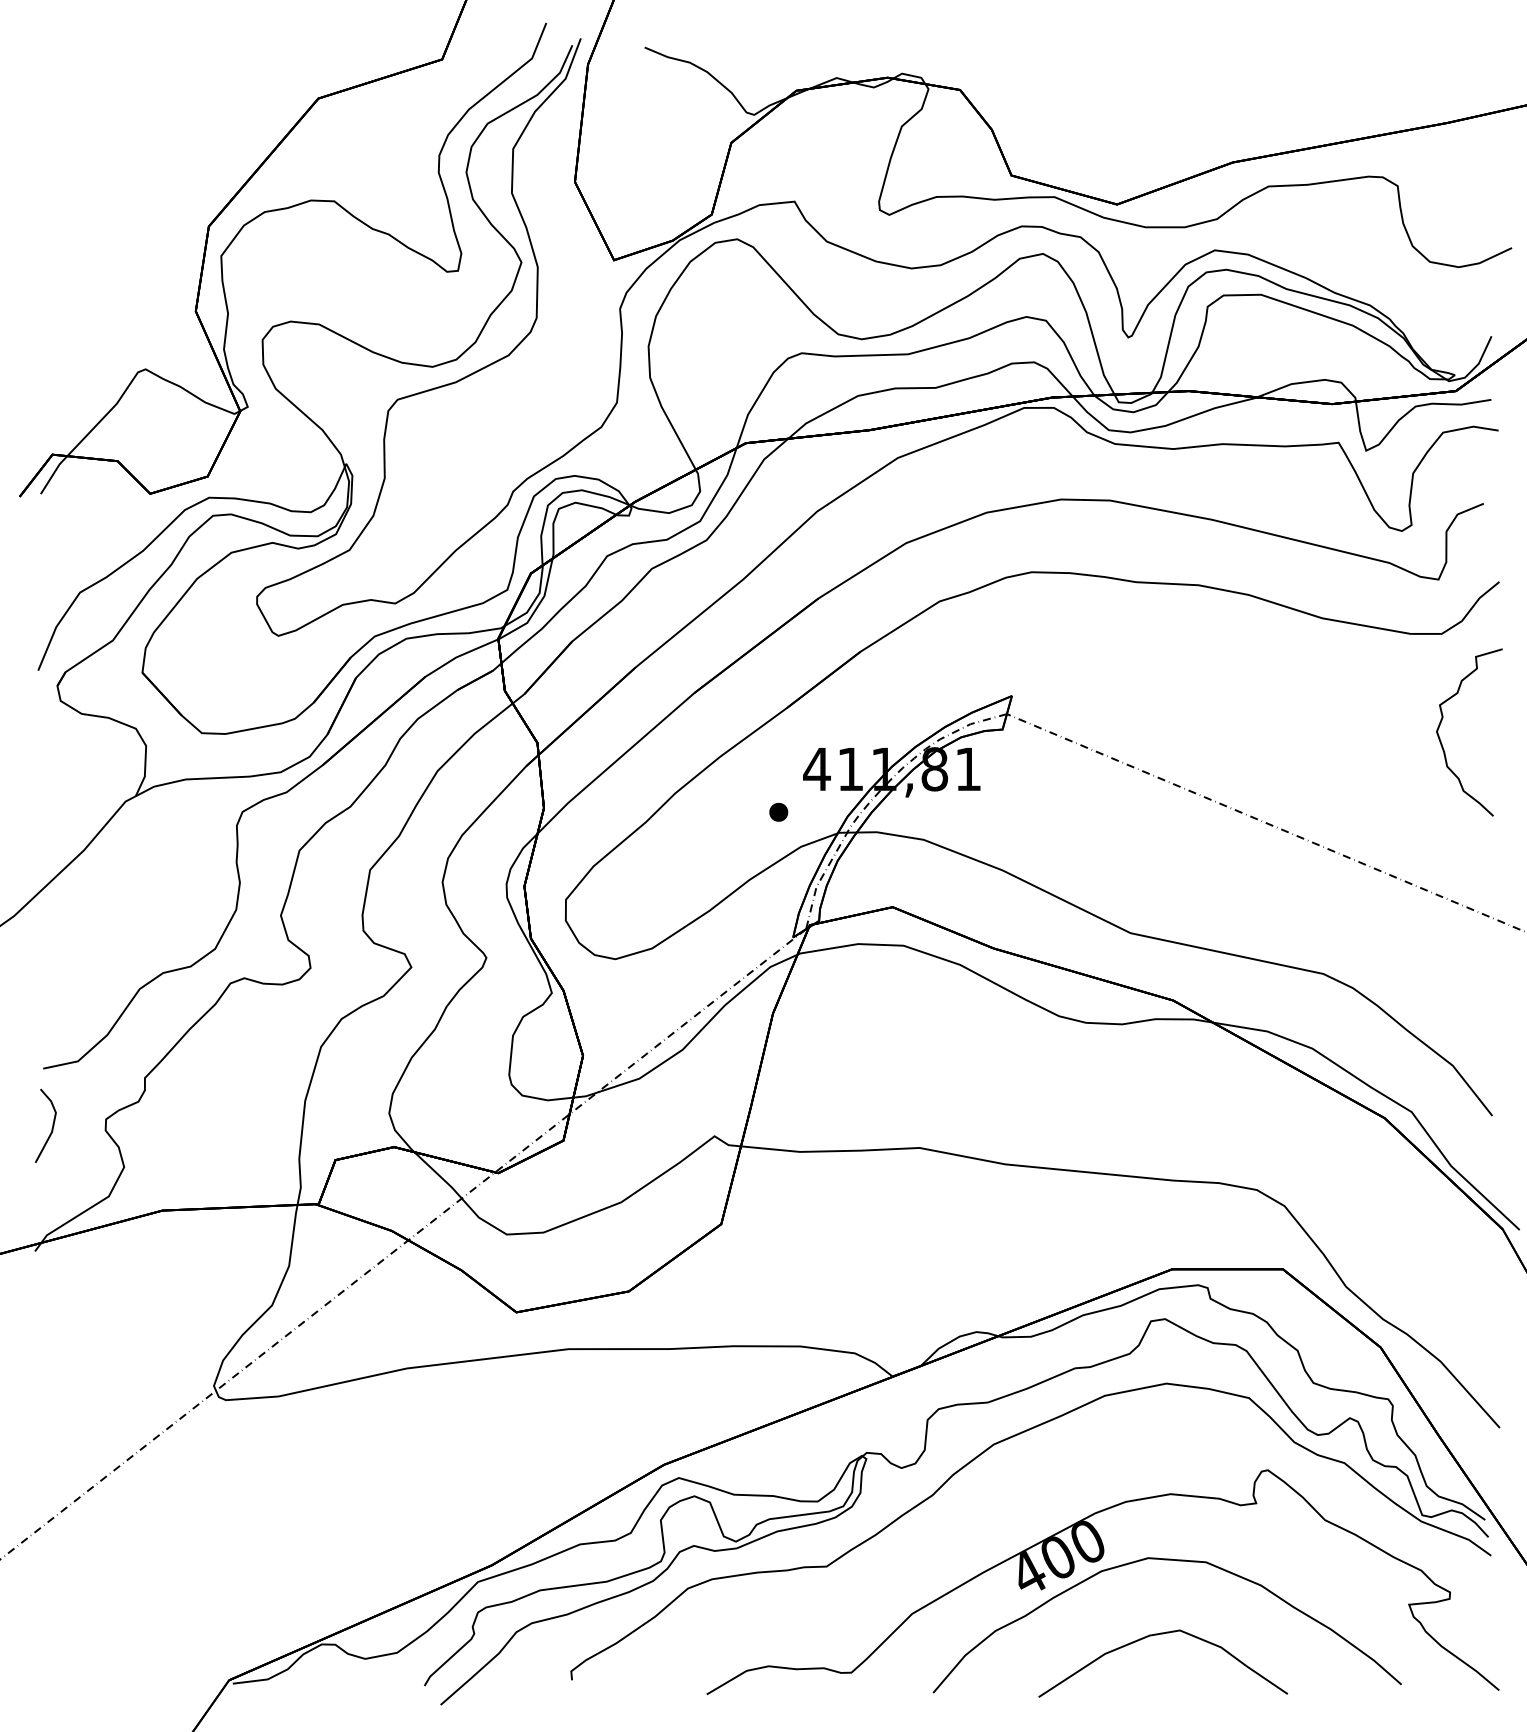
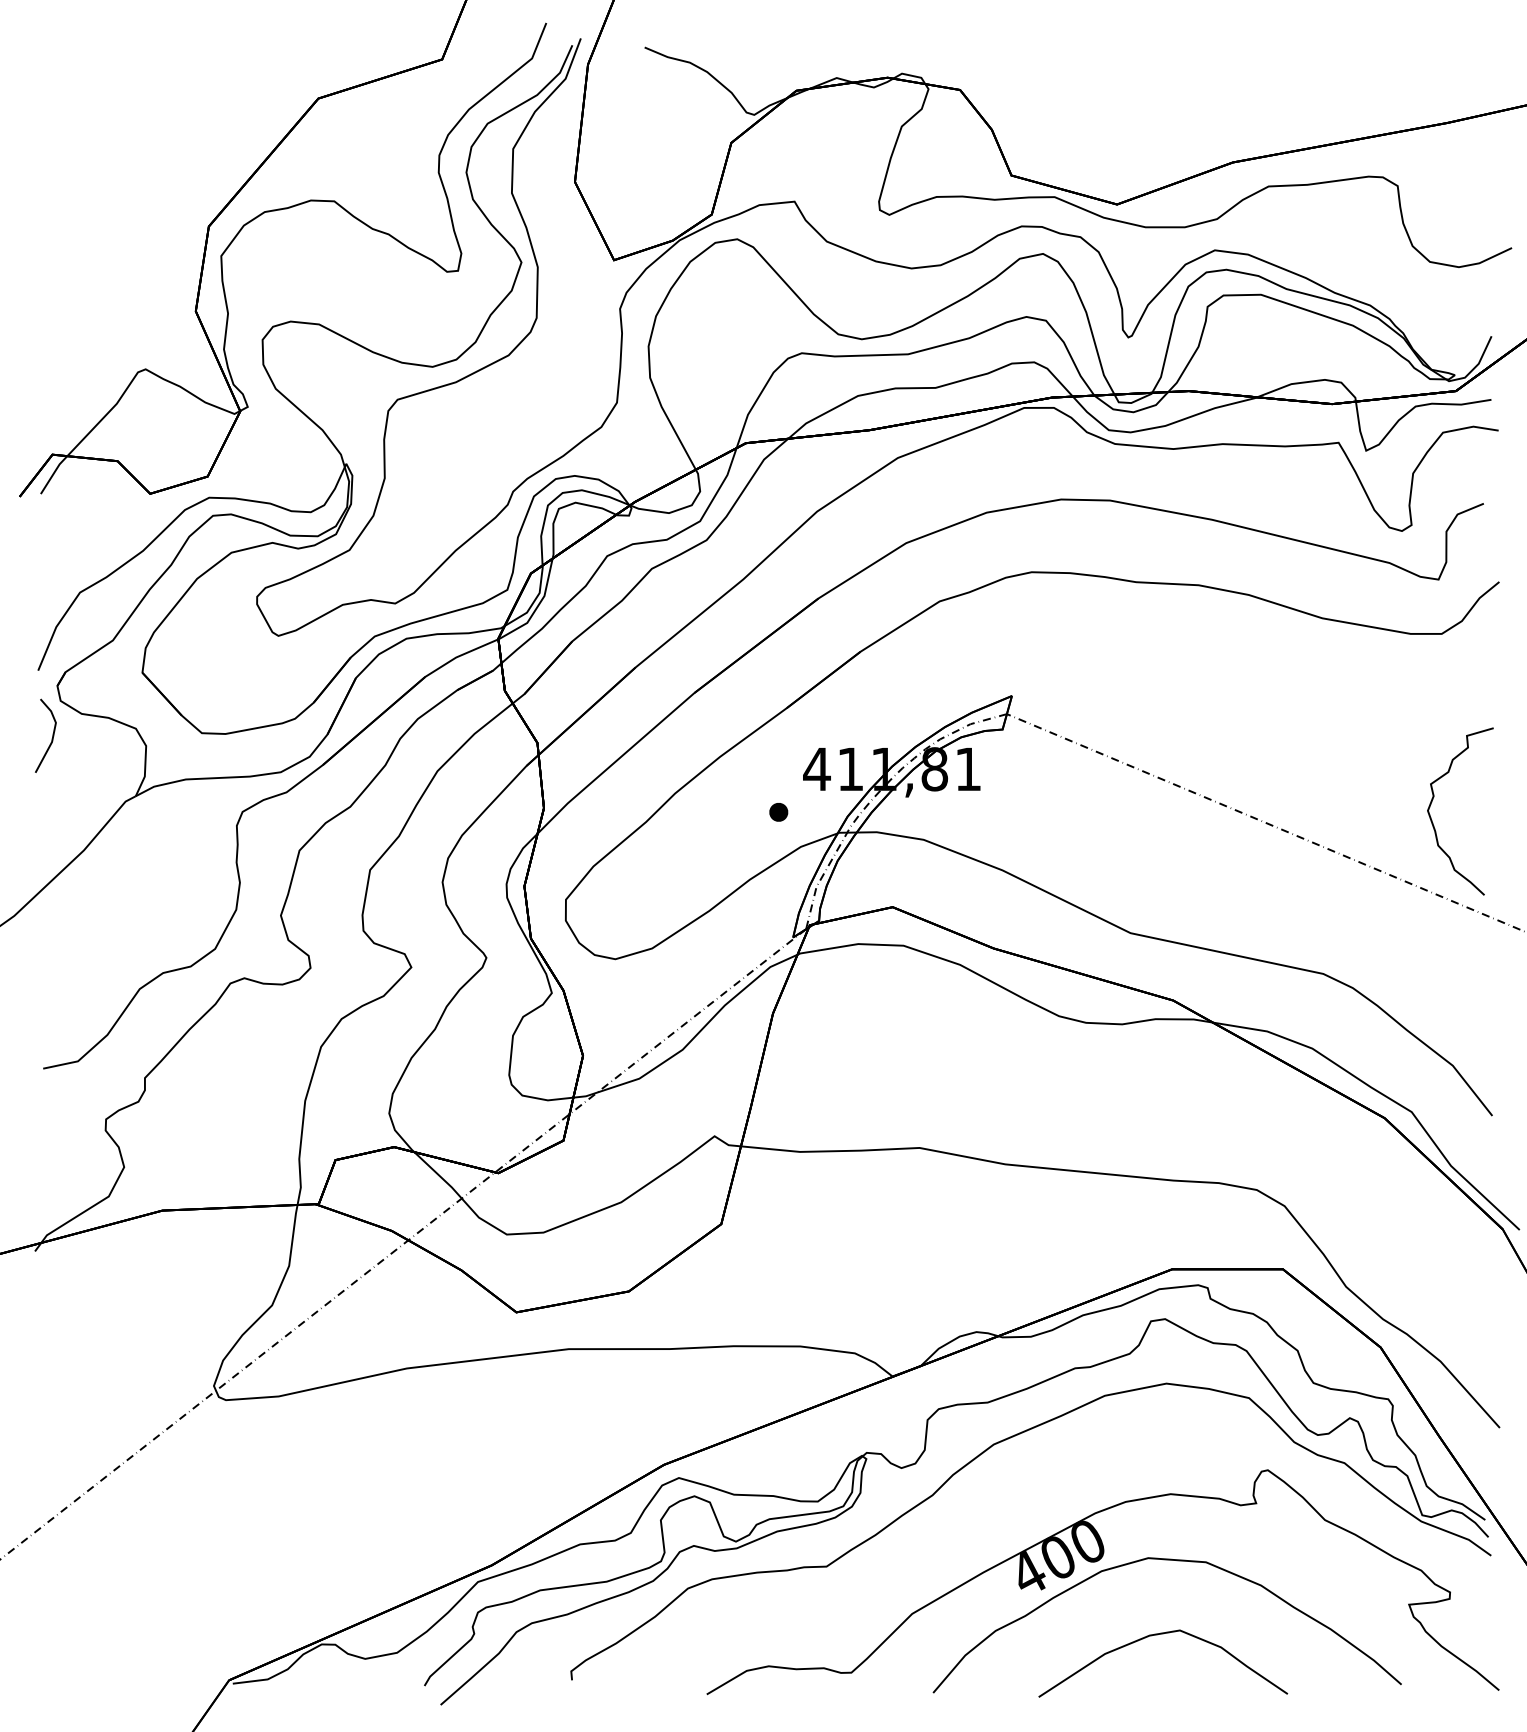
curve position: (1442, 743) -> (1433, 822) (1433, 822)
line position: (51, 1128) -> (51, 738) (51, 738)
